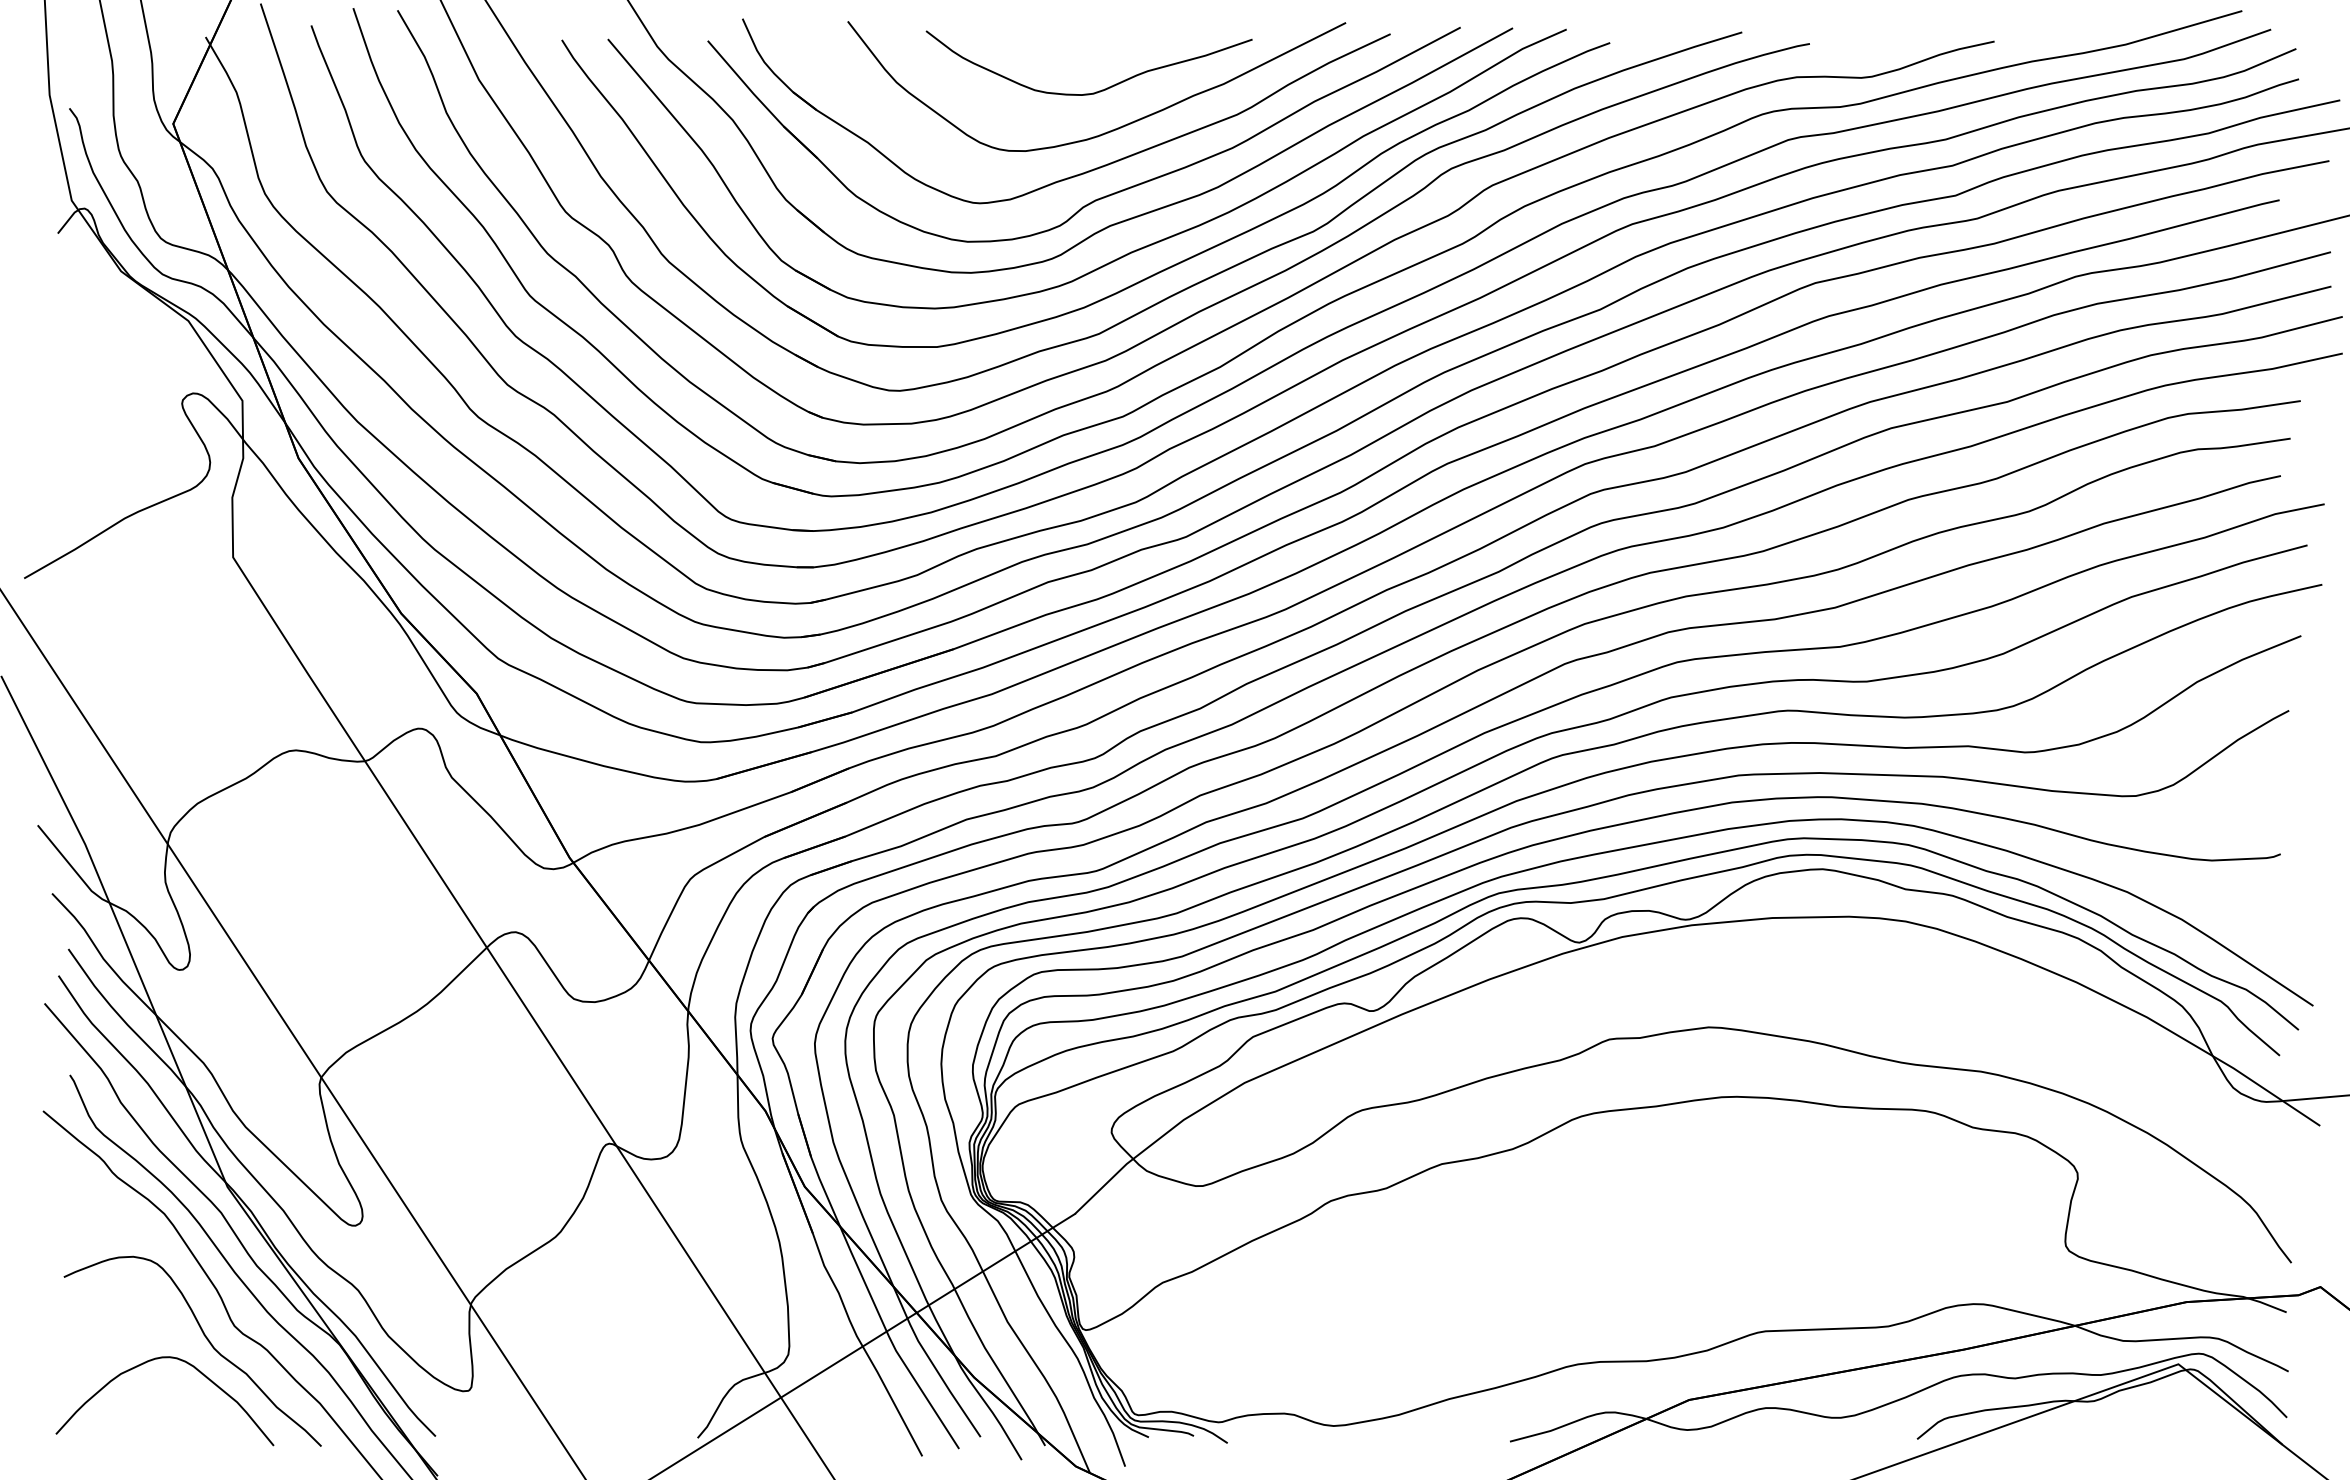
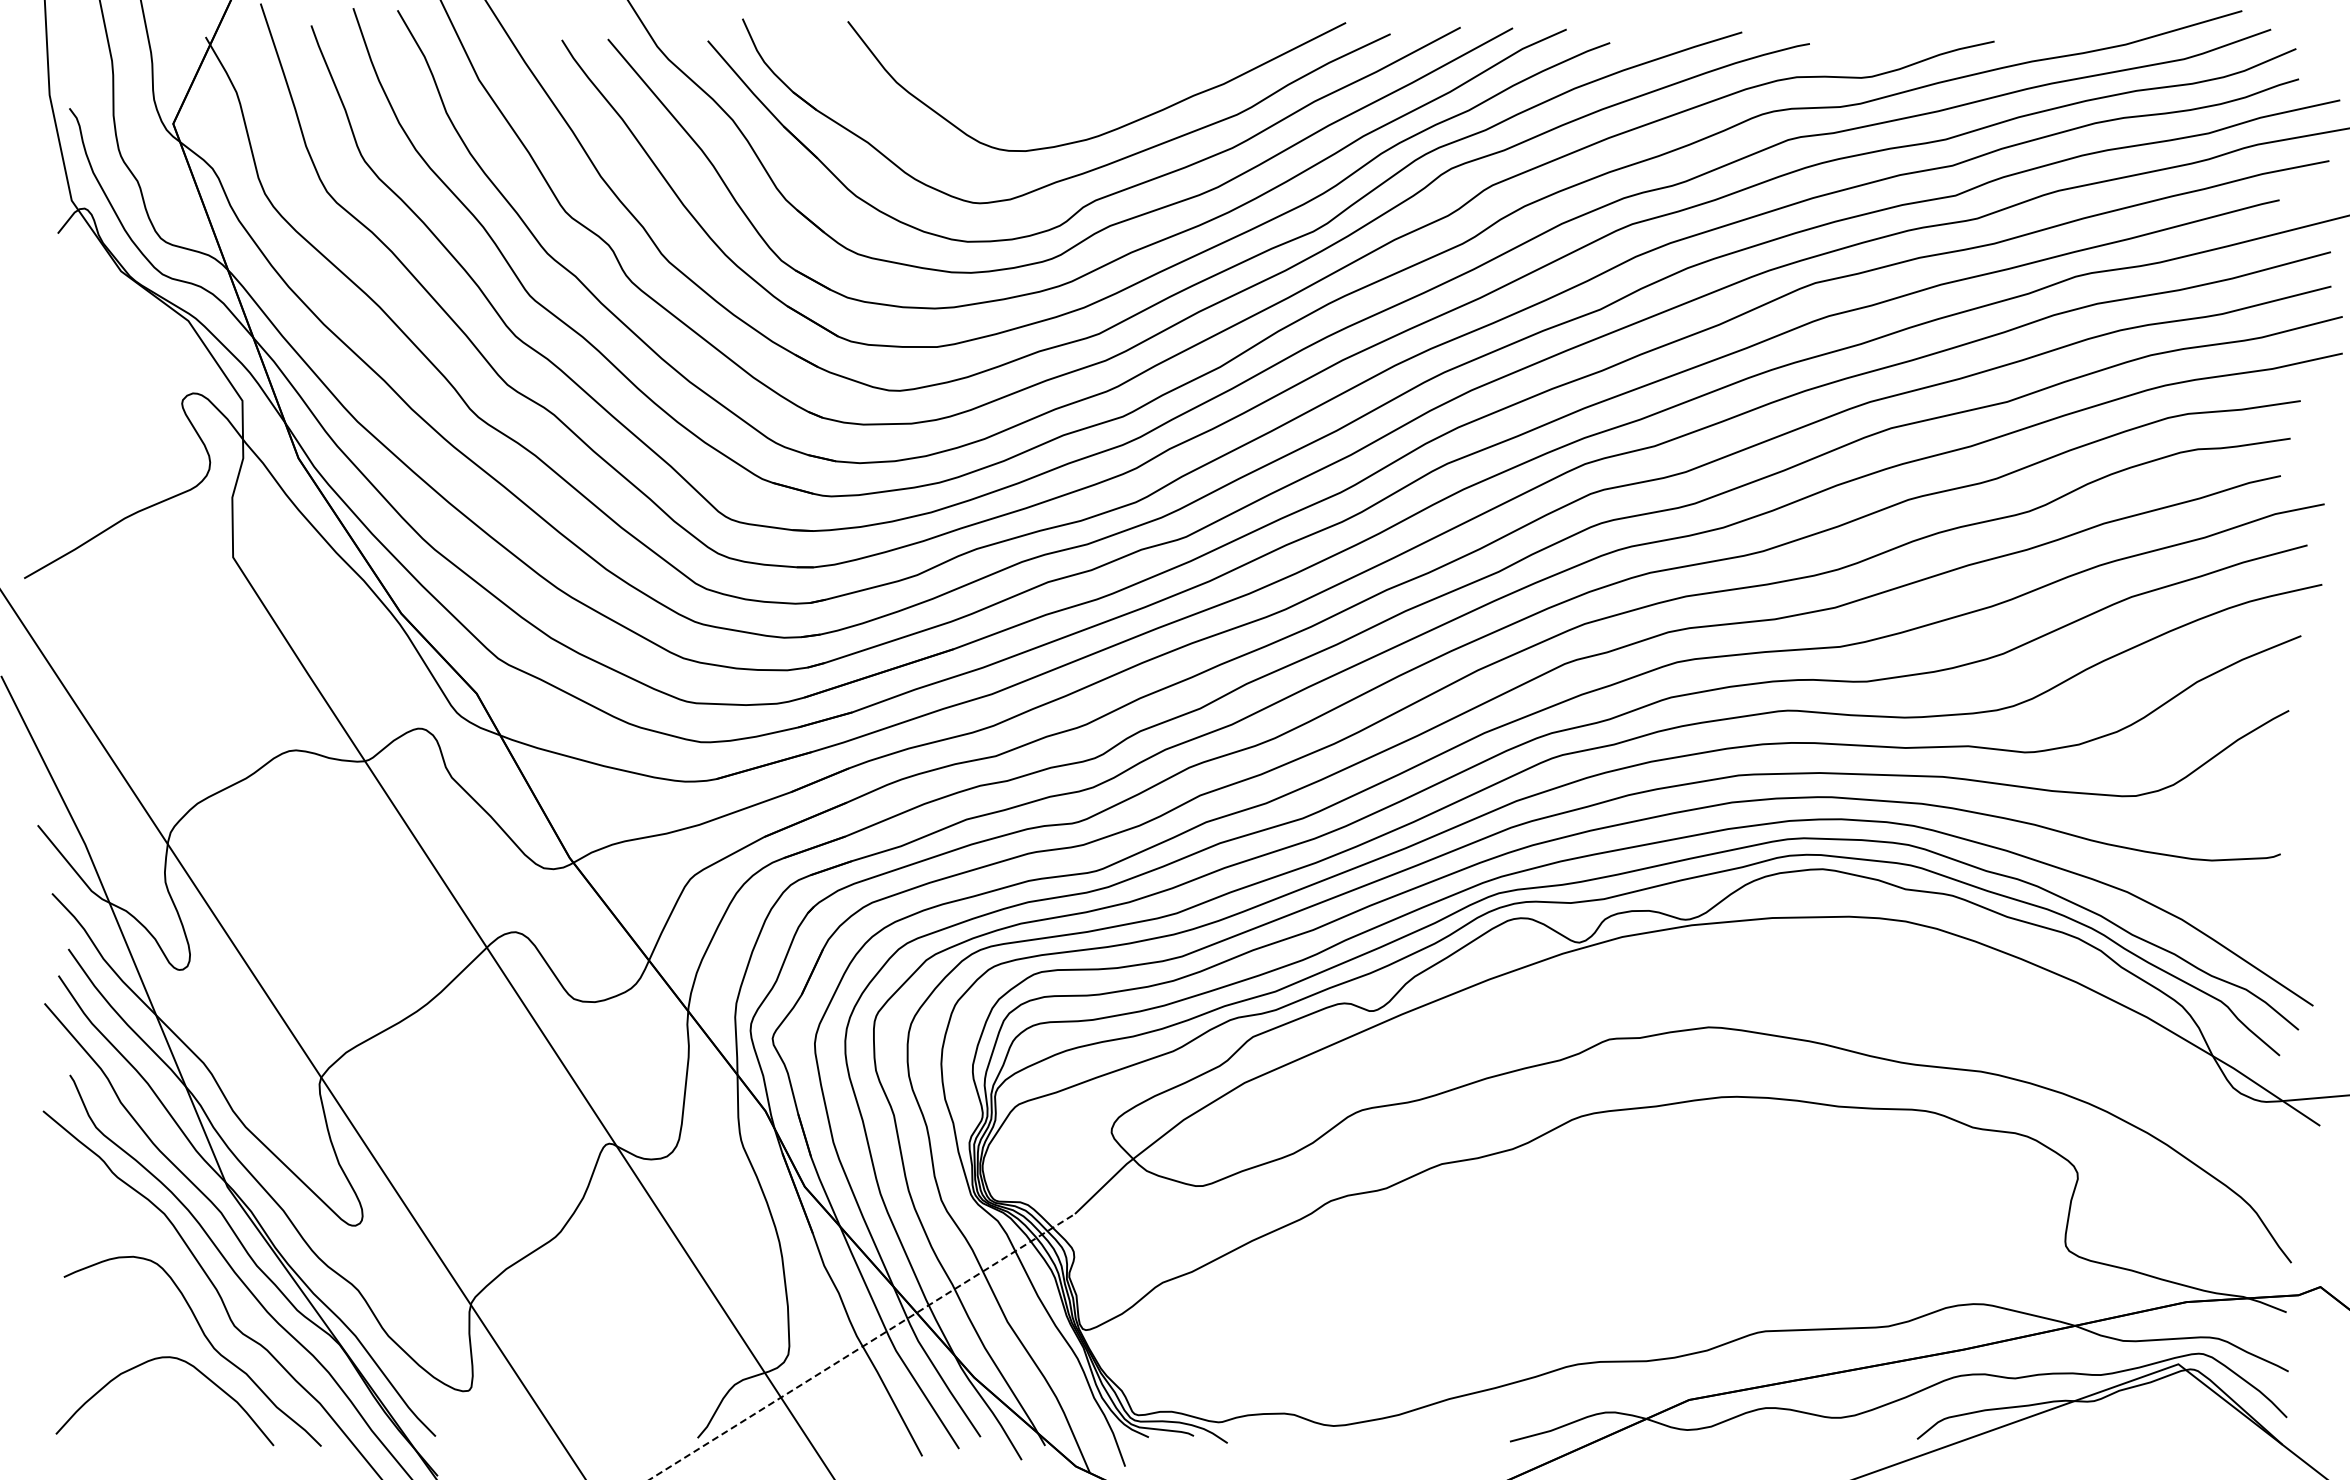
curve: present -> none (1099, 90)
line: solid -> dashed (862, 1346)
